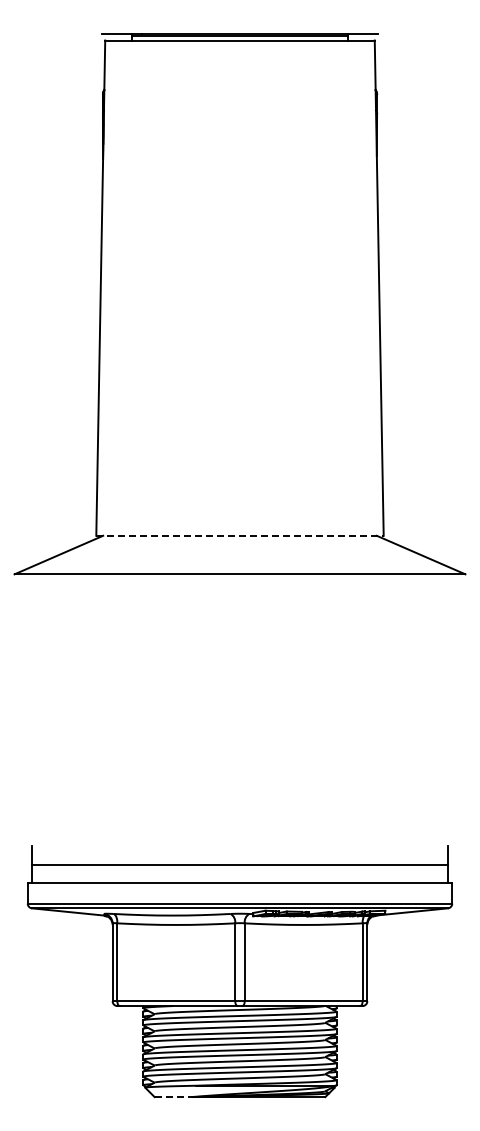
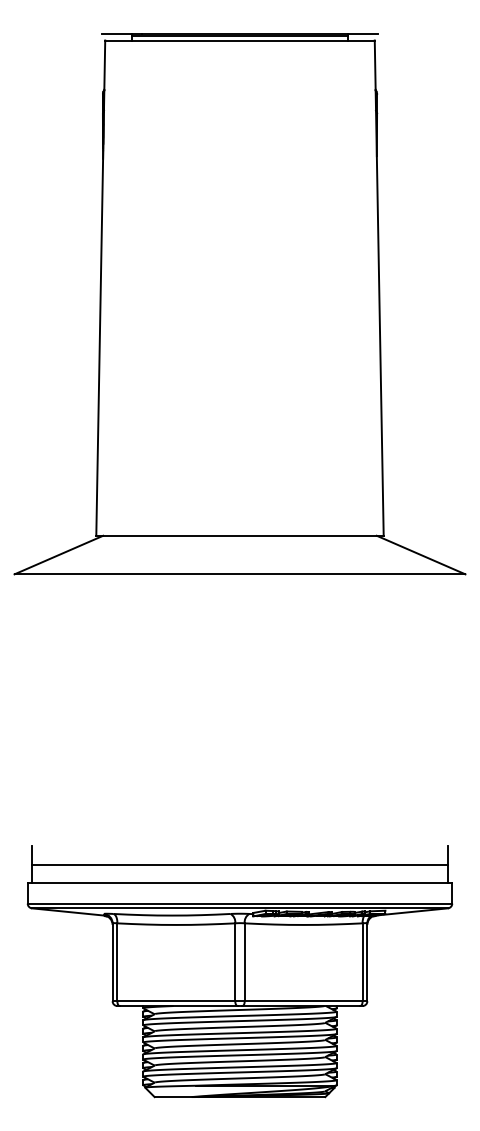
line: dashed -> solid (240, 535)
line: dashed -> solid (173, 1097)
